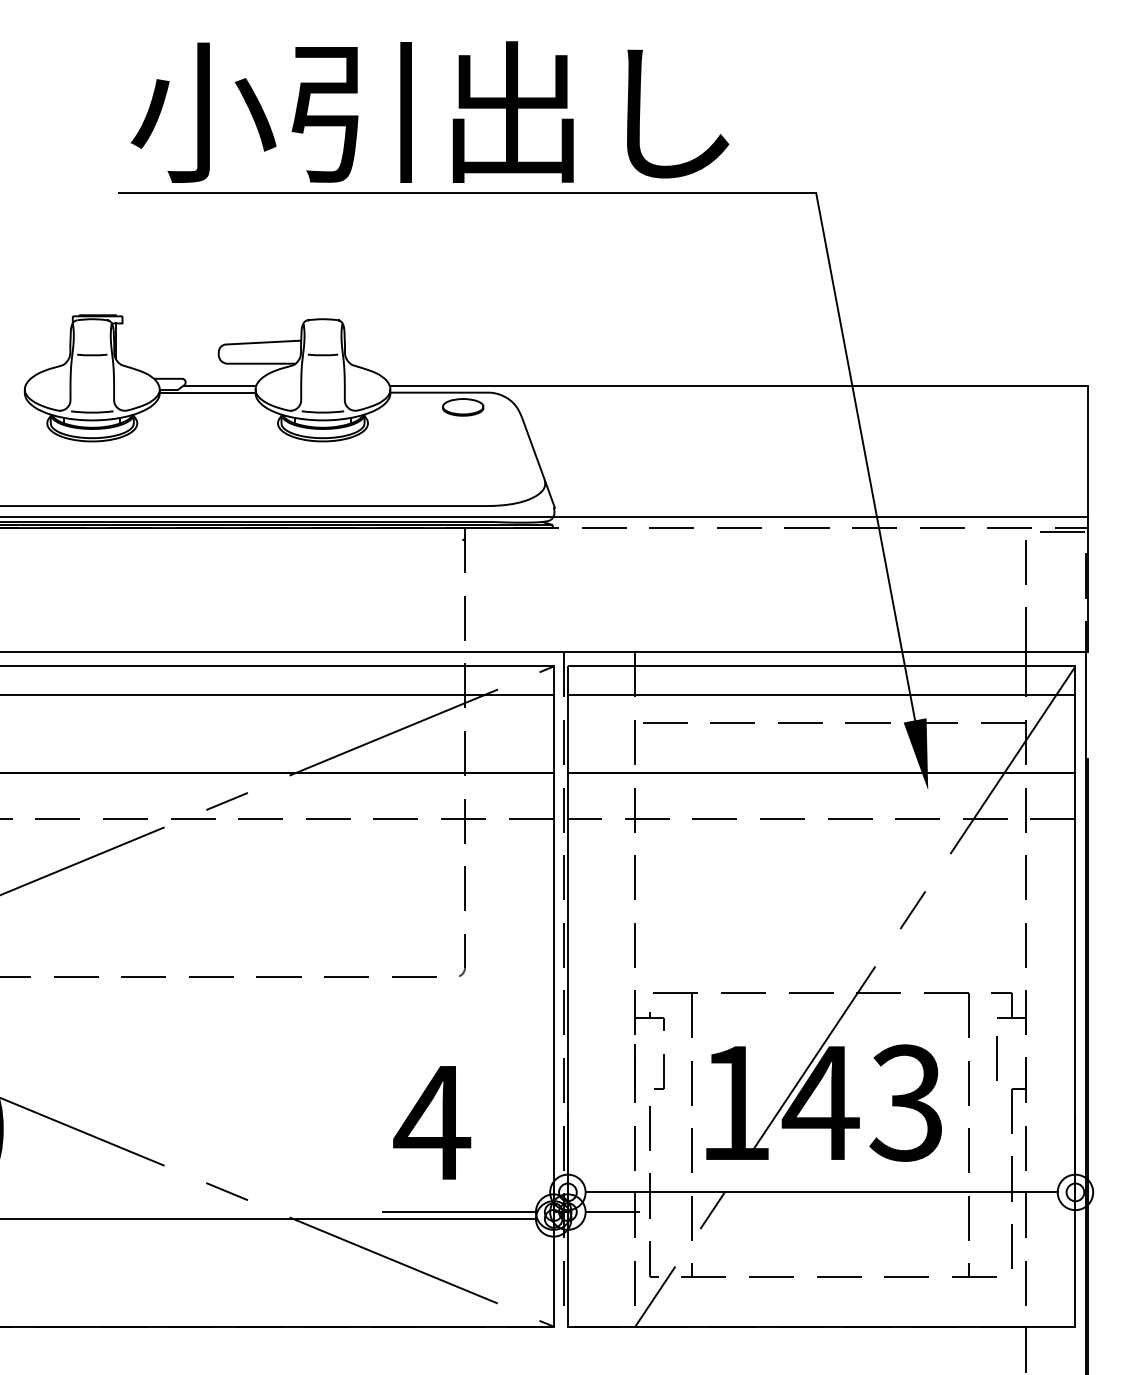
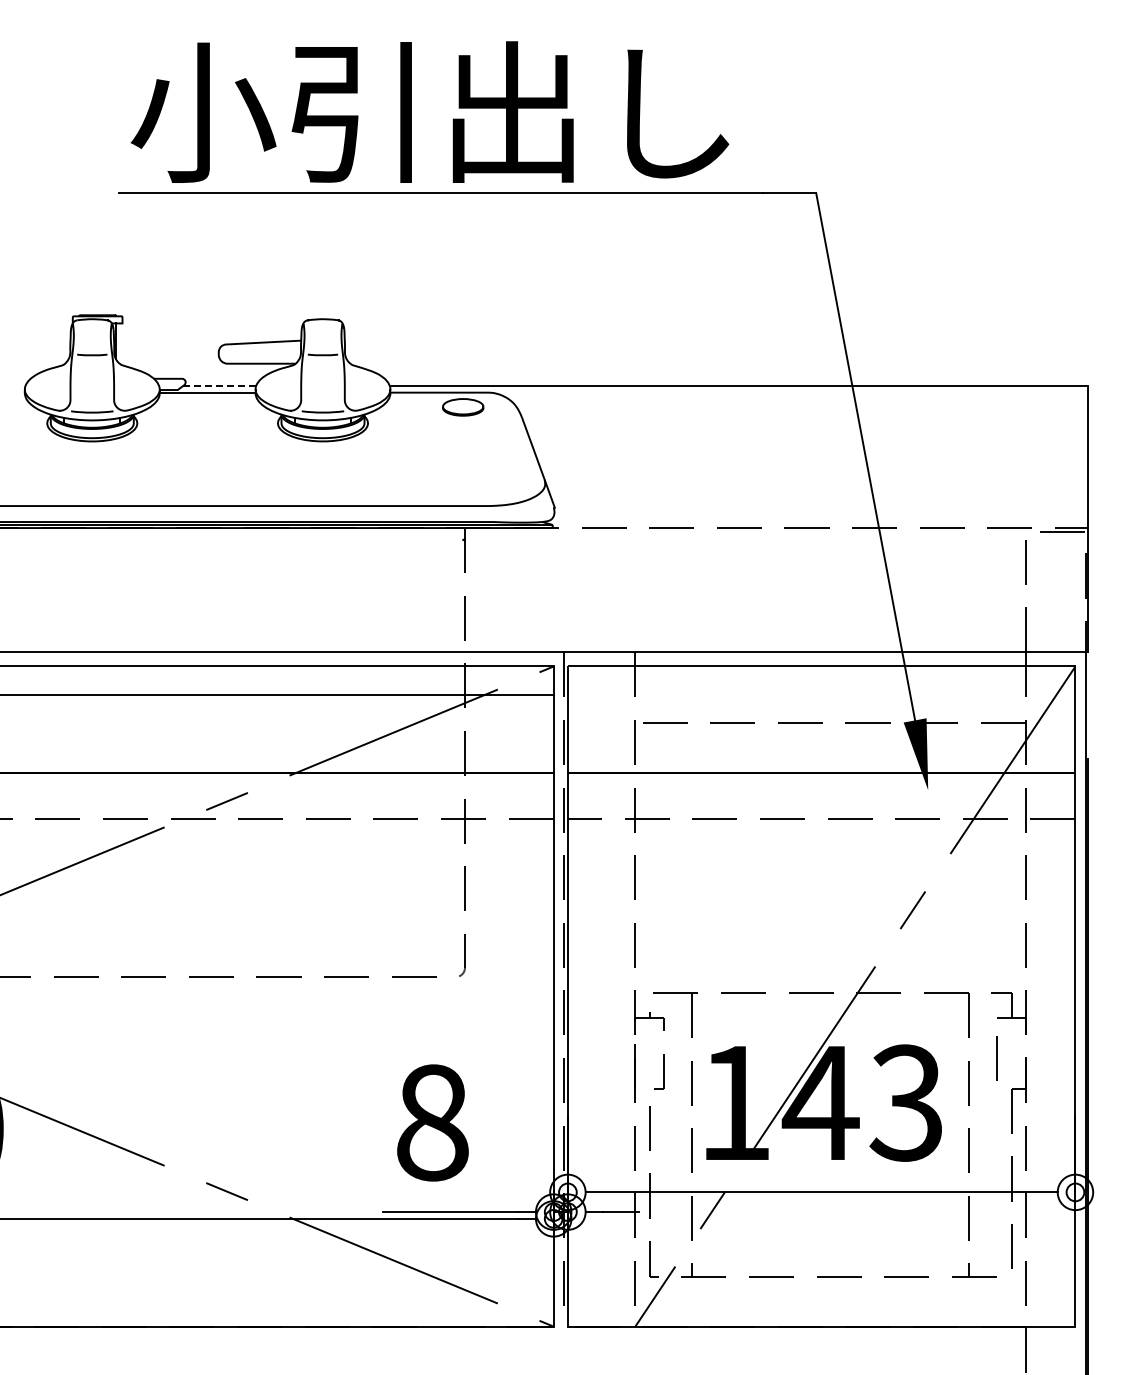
line: solid -> dashed (219, 386)
line: present -> none (544, 517)
line: present -> none (821, 694)
text: 4 -> 8 (432, 1122)
